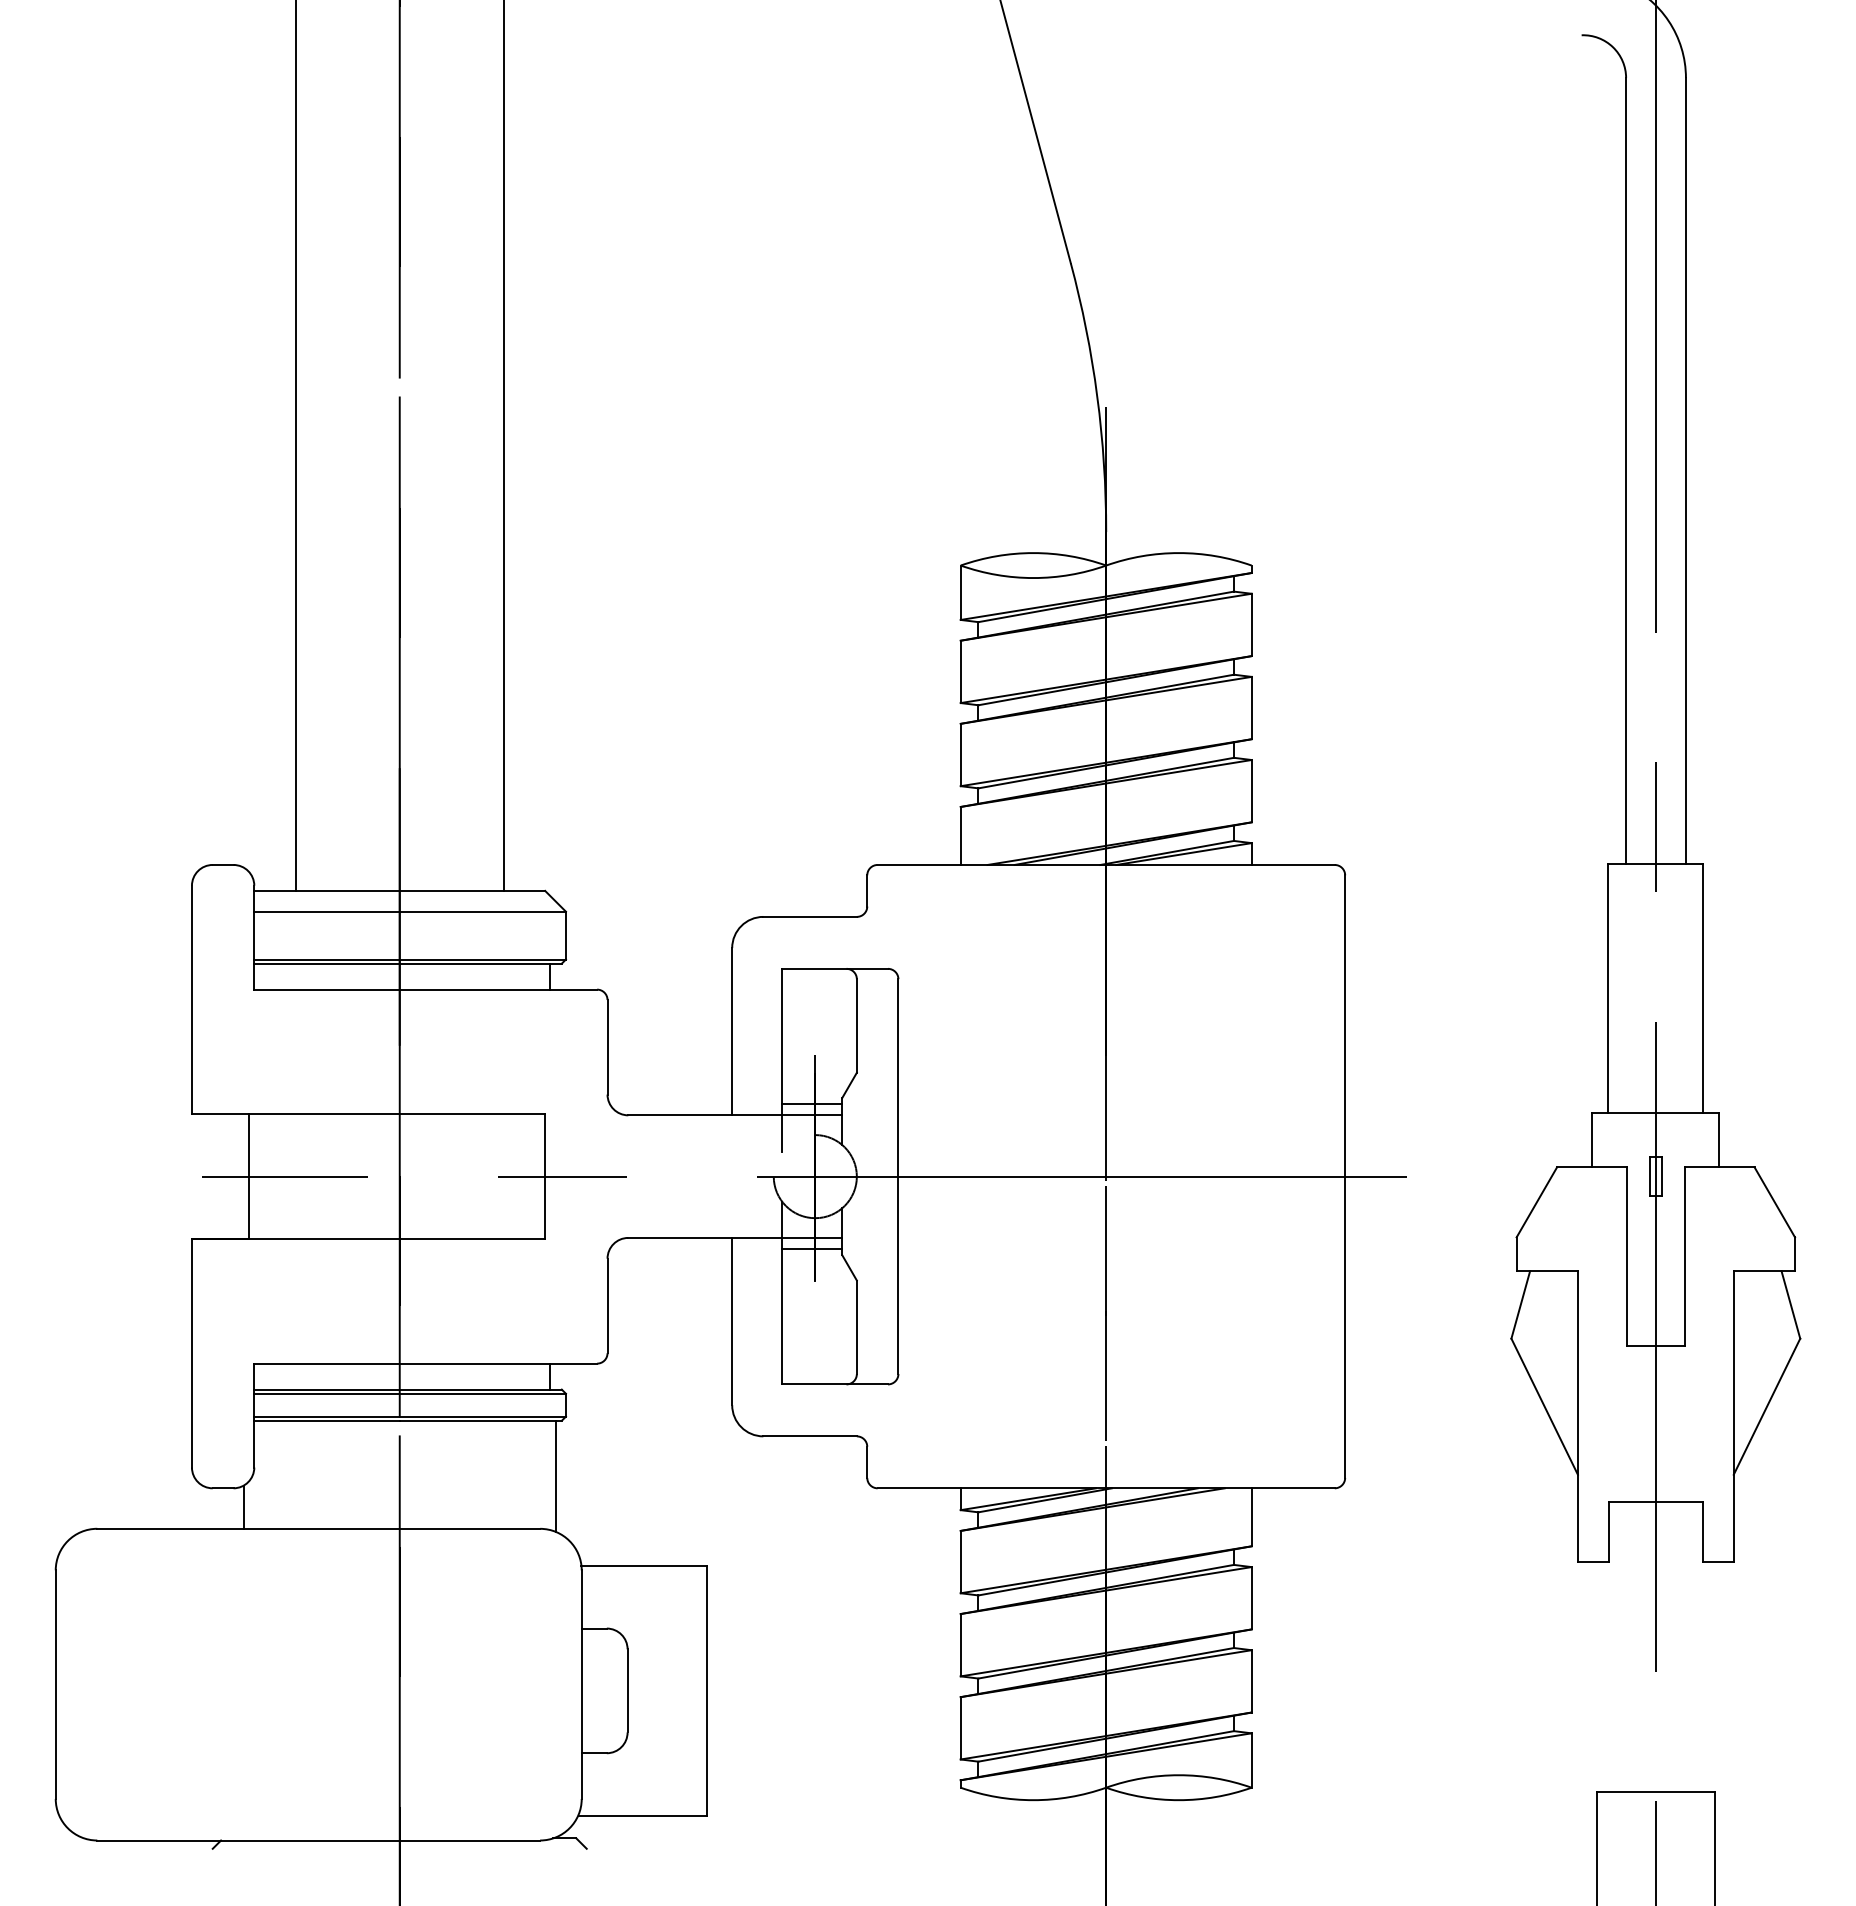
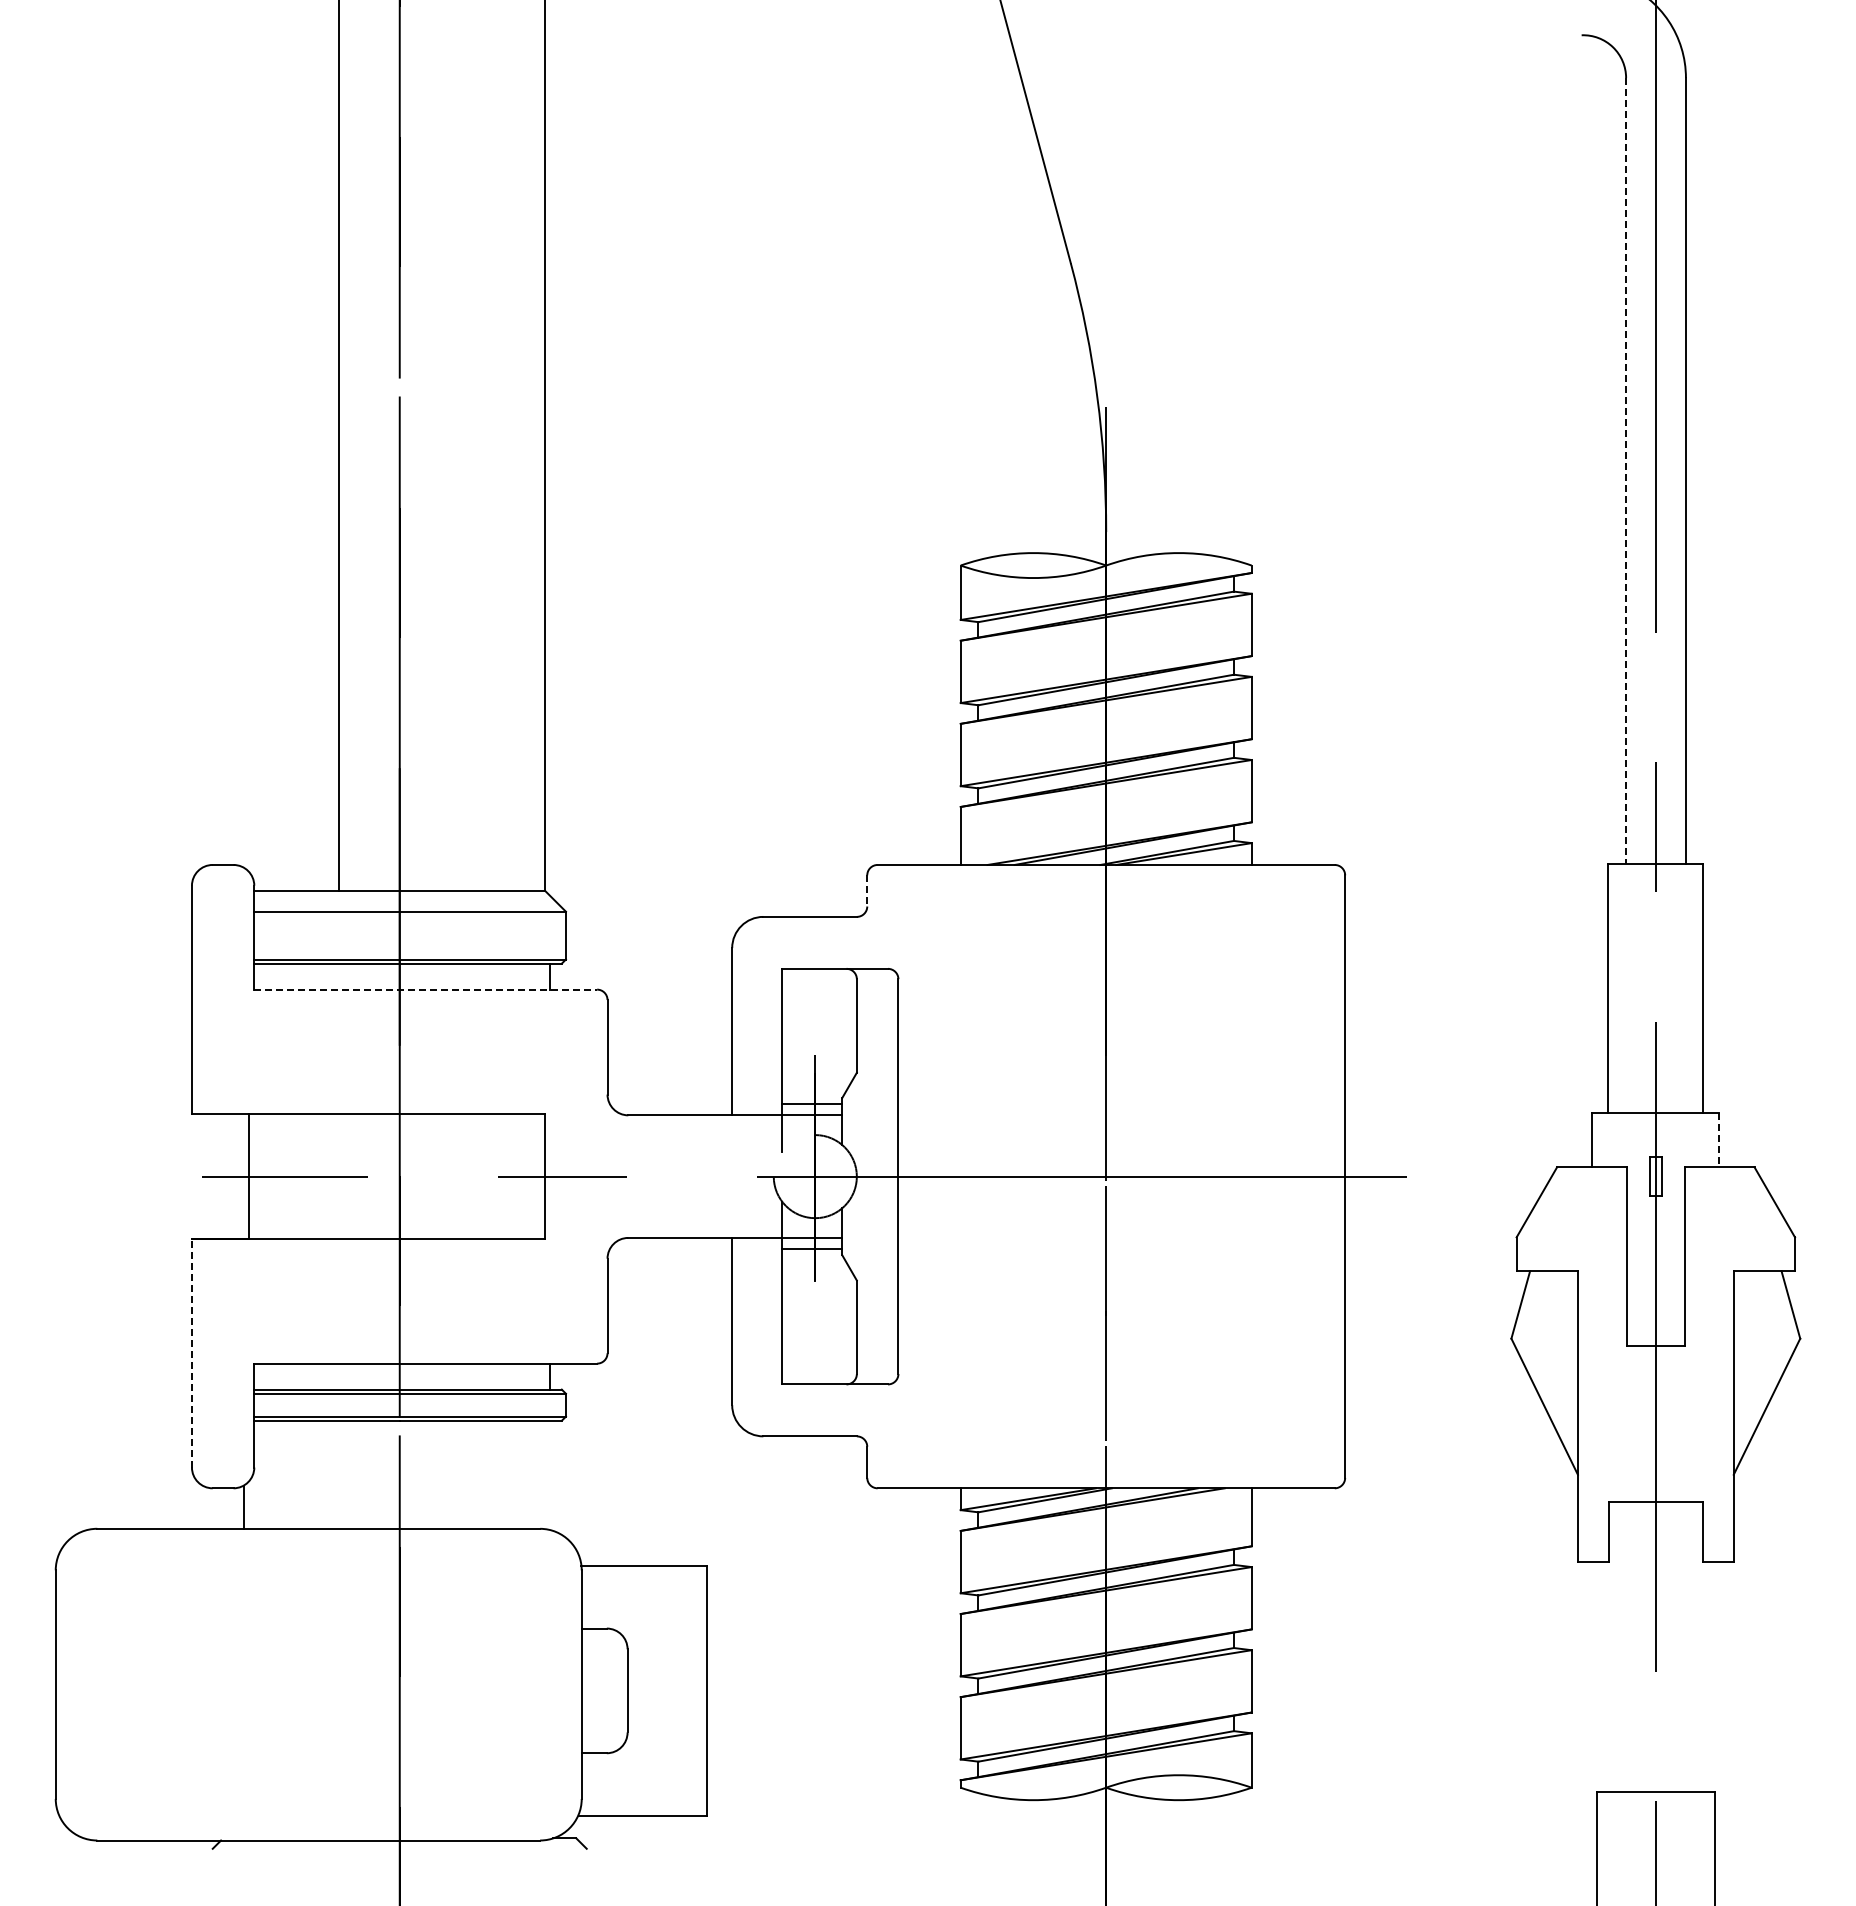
line position: (295, 446) -> (338, 446) (338, 446)
line position: (503, 446) -> (544, 446) (544, 446)
line: solid -> dashed (1626, 470)
line: solid -> dashed (867, 890)
line: solid -> dashed (426, 989)
line: solid -> dashed (1719, 1140)
line: solid -> dashed (191, 1352)
line: present -> none (555, 1475)
